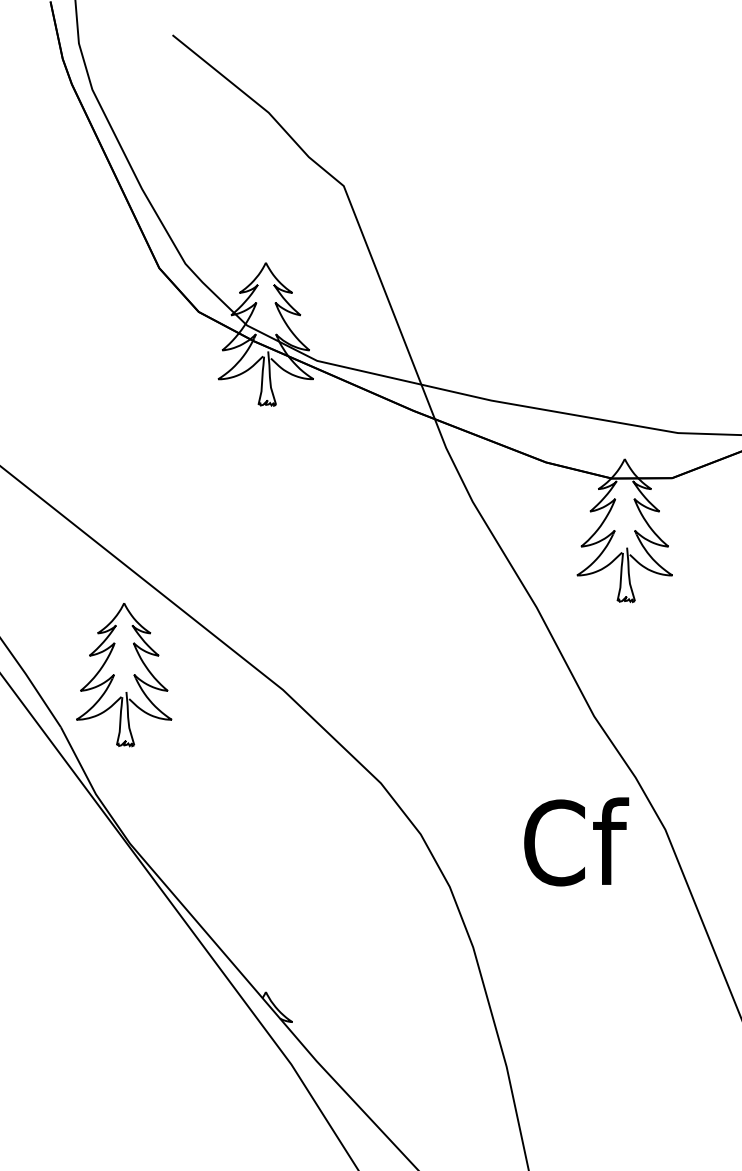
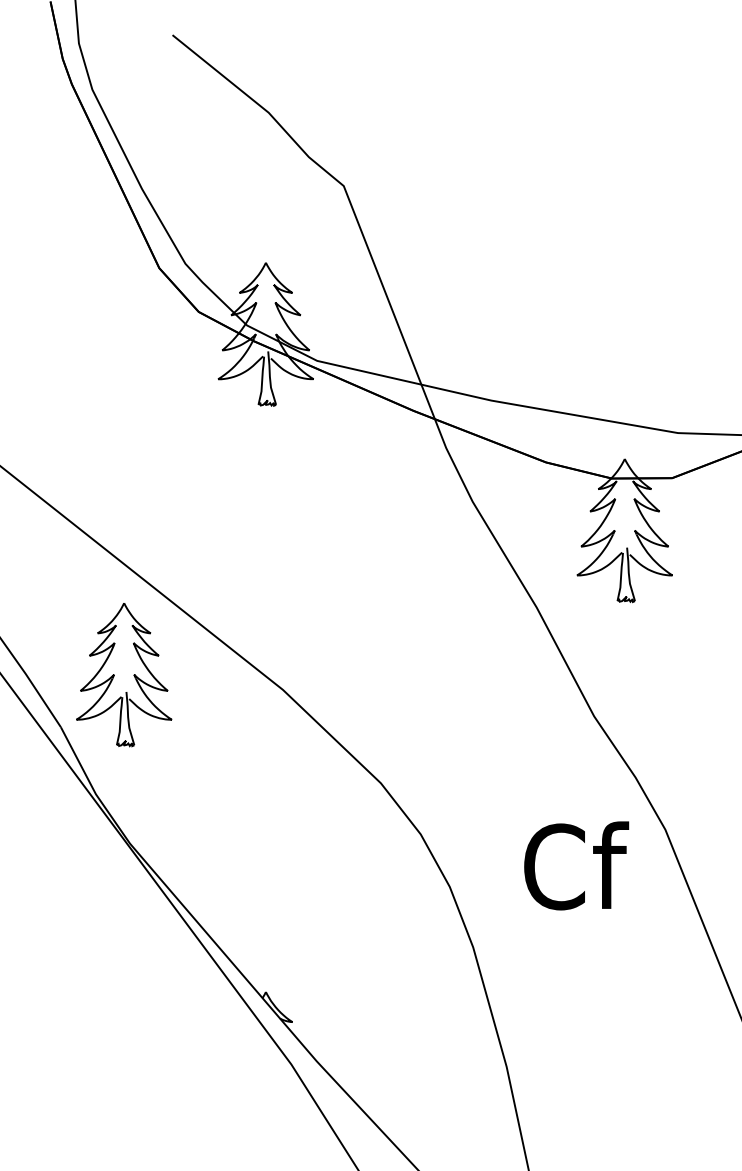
text position: (576, 841) -> (576, 865) (576, 865)
